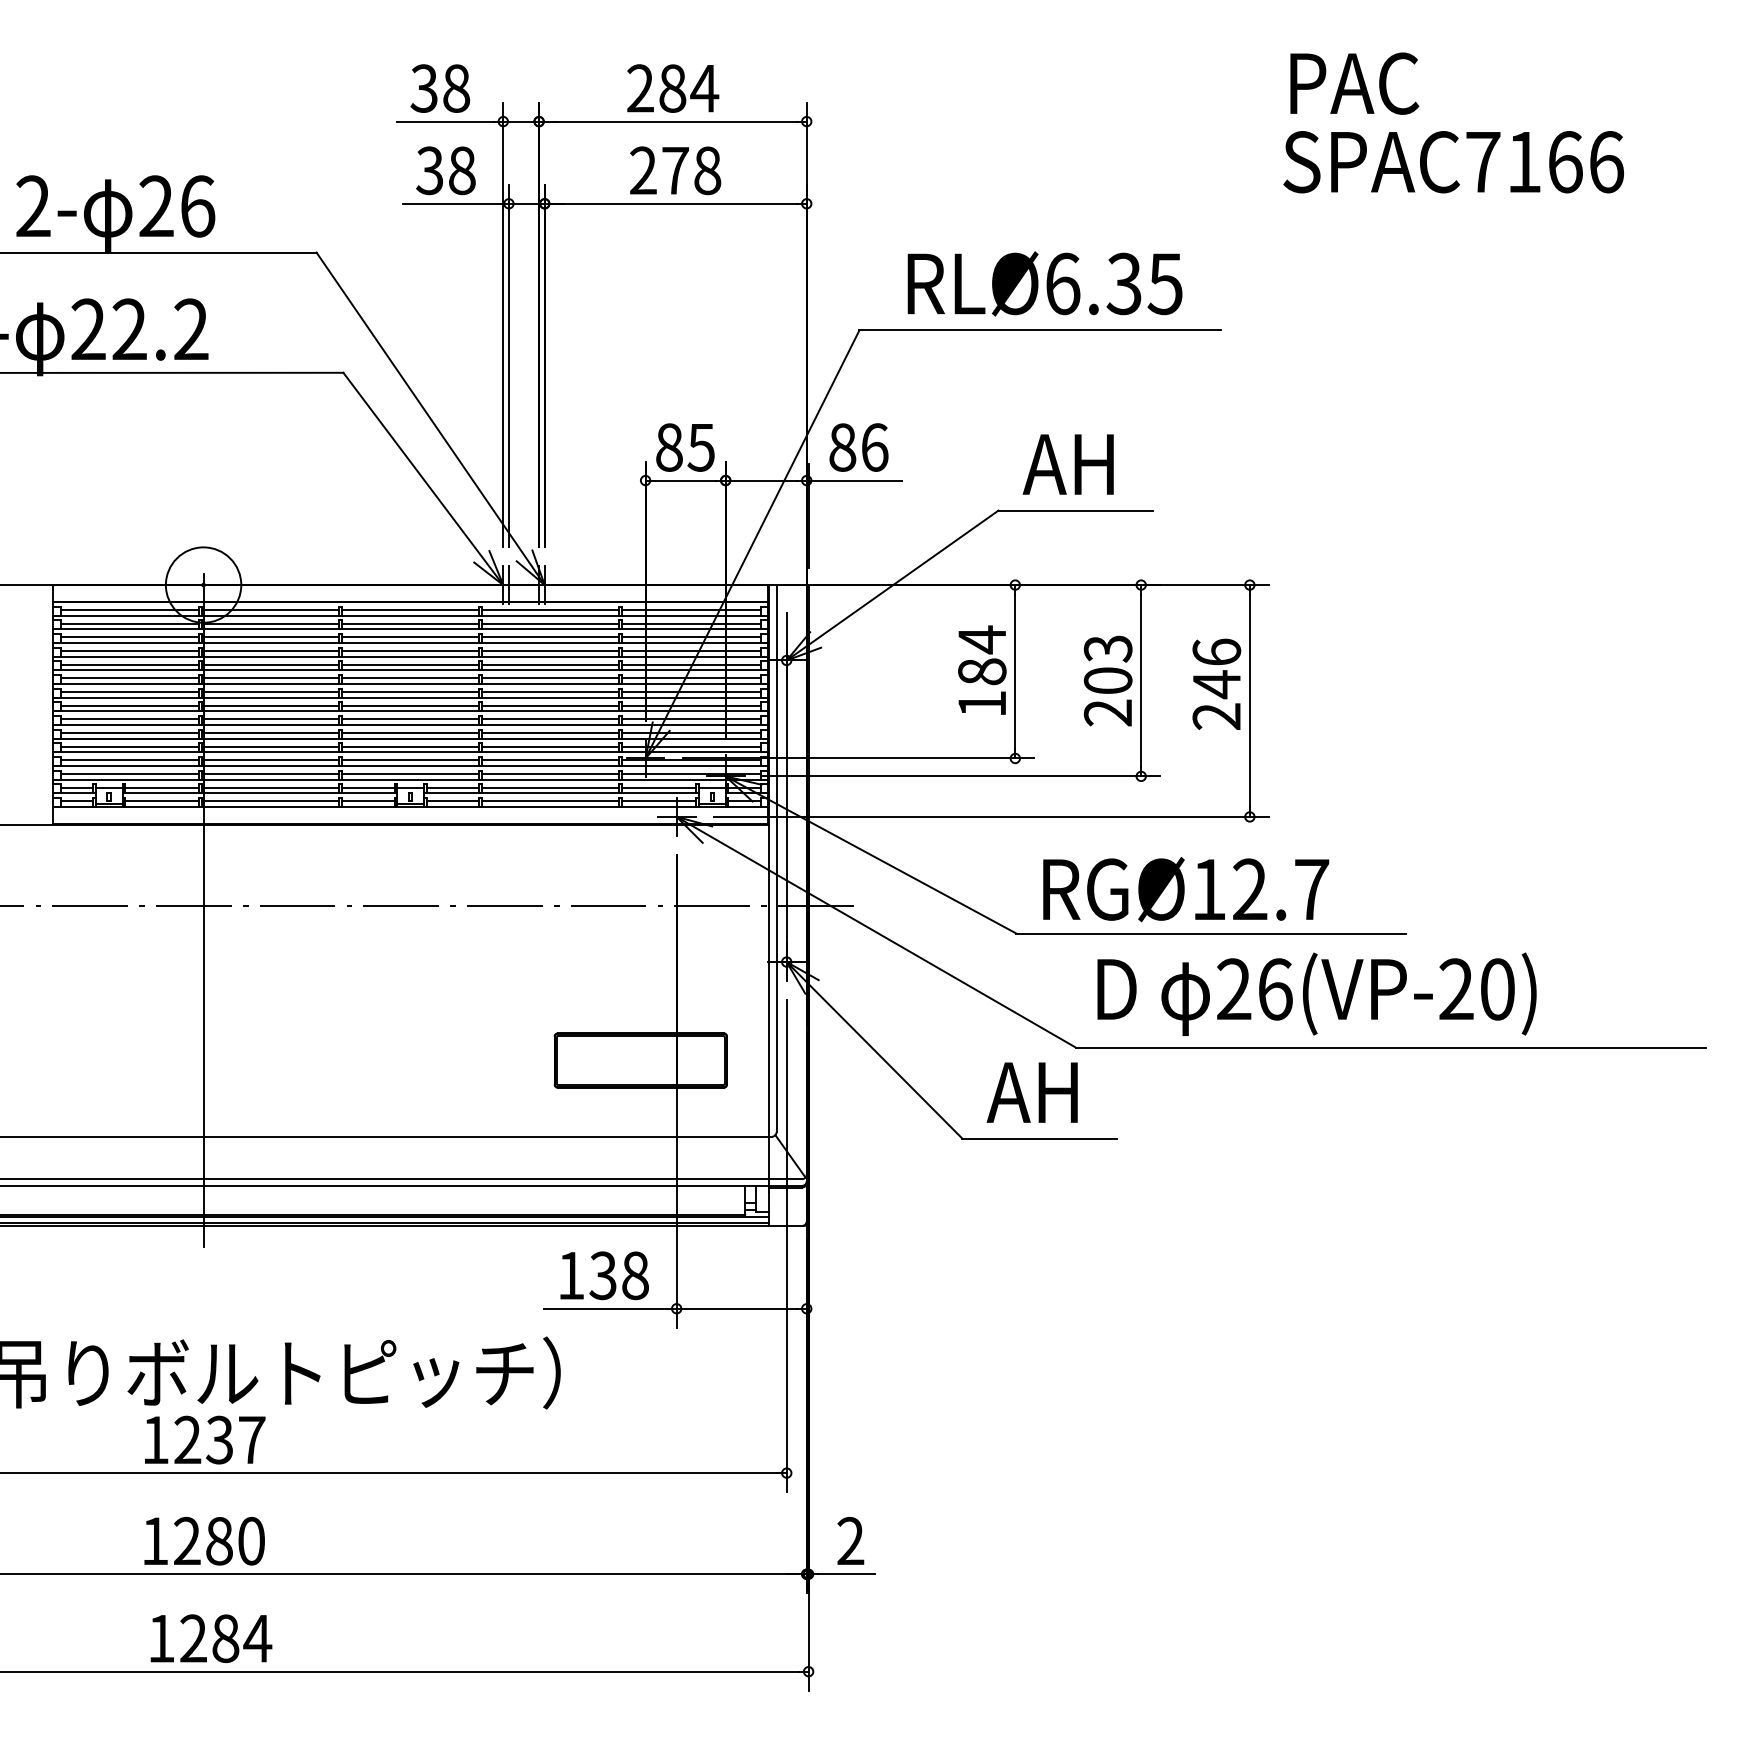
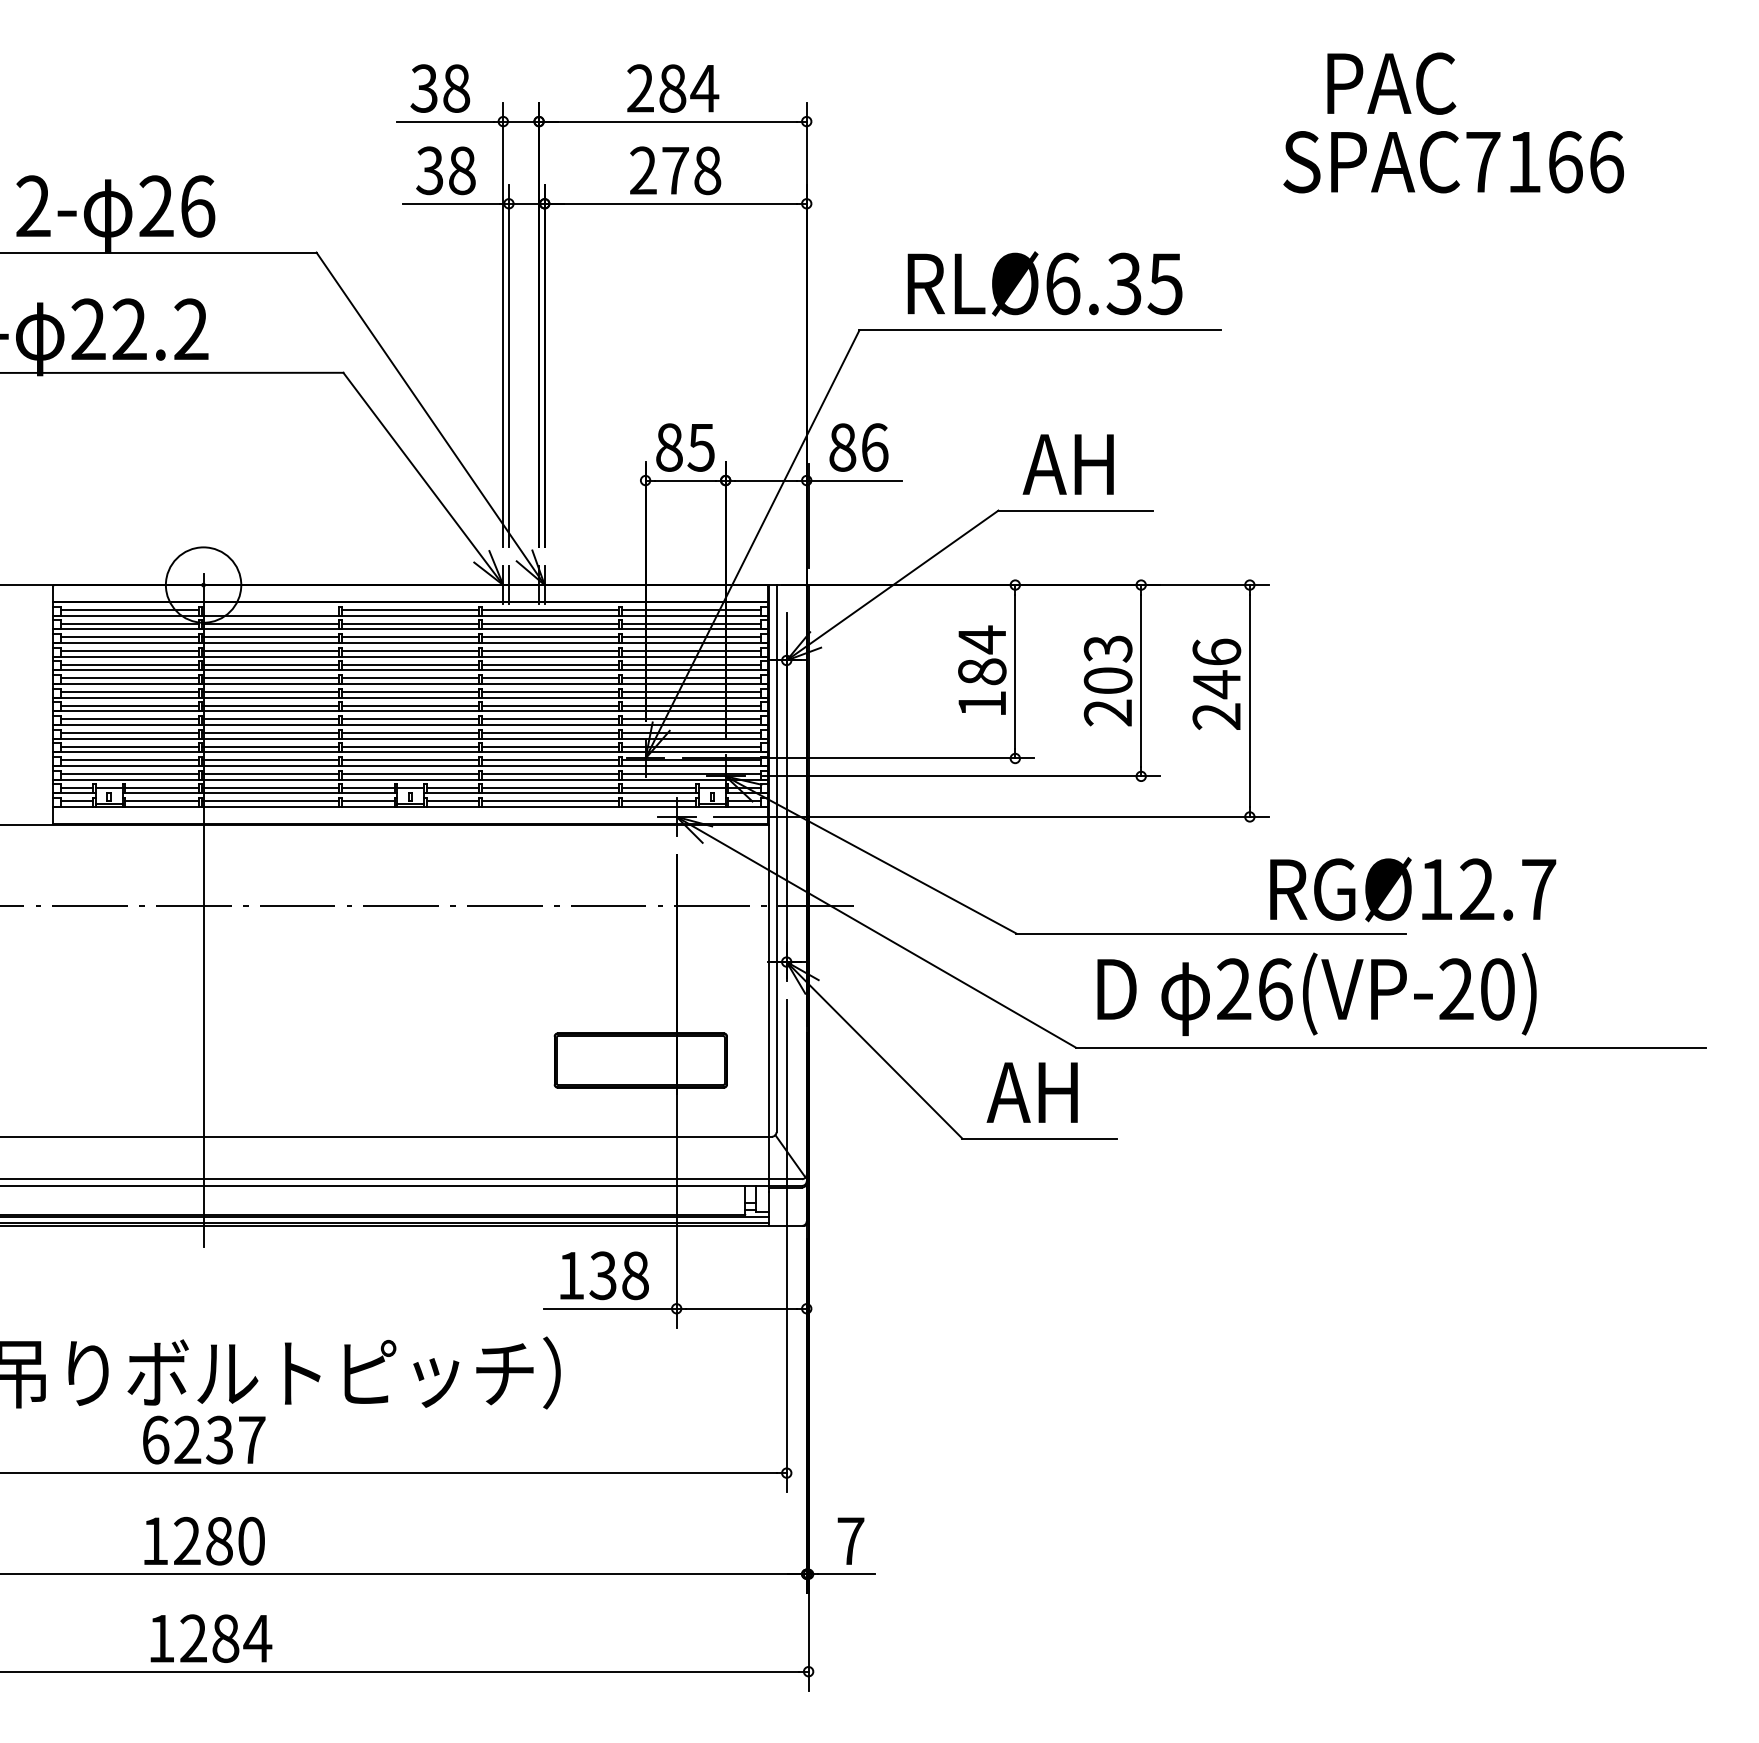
text position: (1354, 83) -> (1391, 83) (1391, 83)
line: present -> none (270, 610)
text position: (1186, 889) -> (1413, 889) (1413, 889)
text: 1237 -> 6237 (156, 1439)
text: 2 -> 7 (850, 1540)
